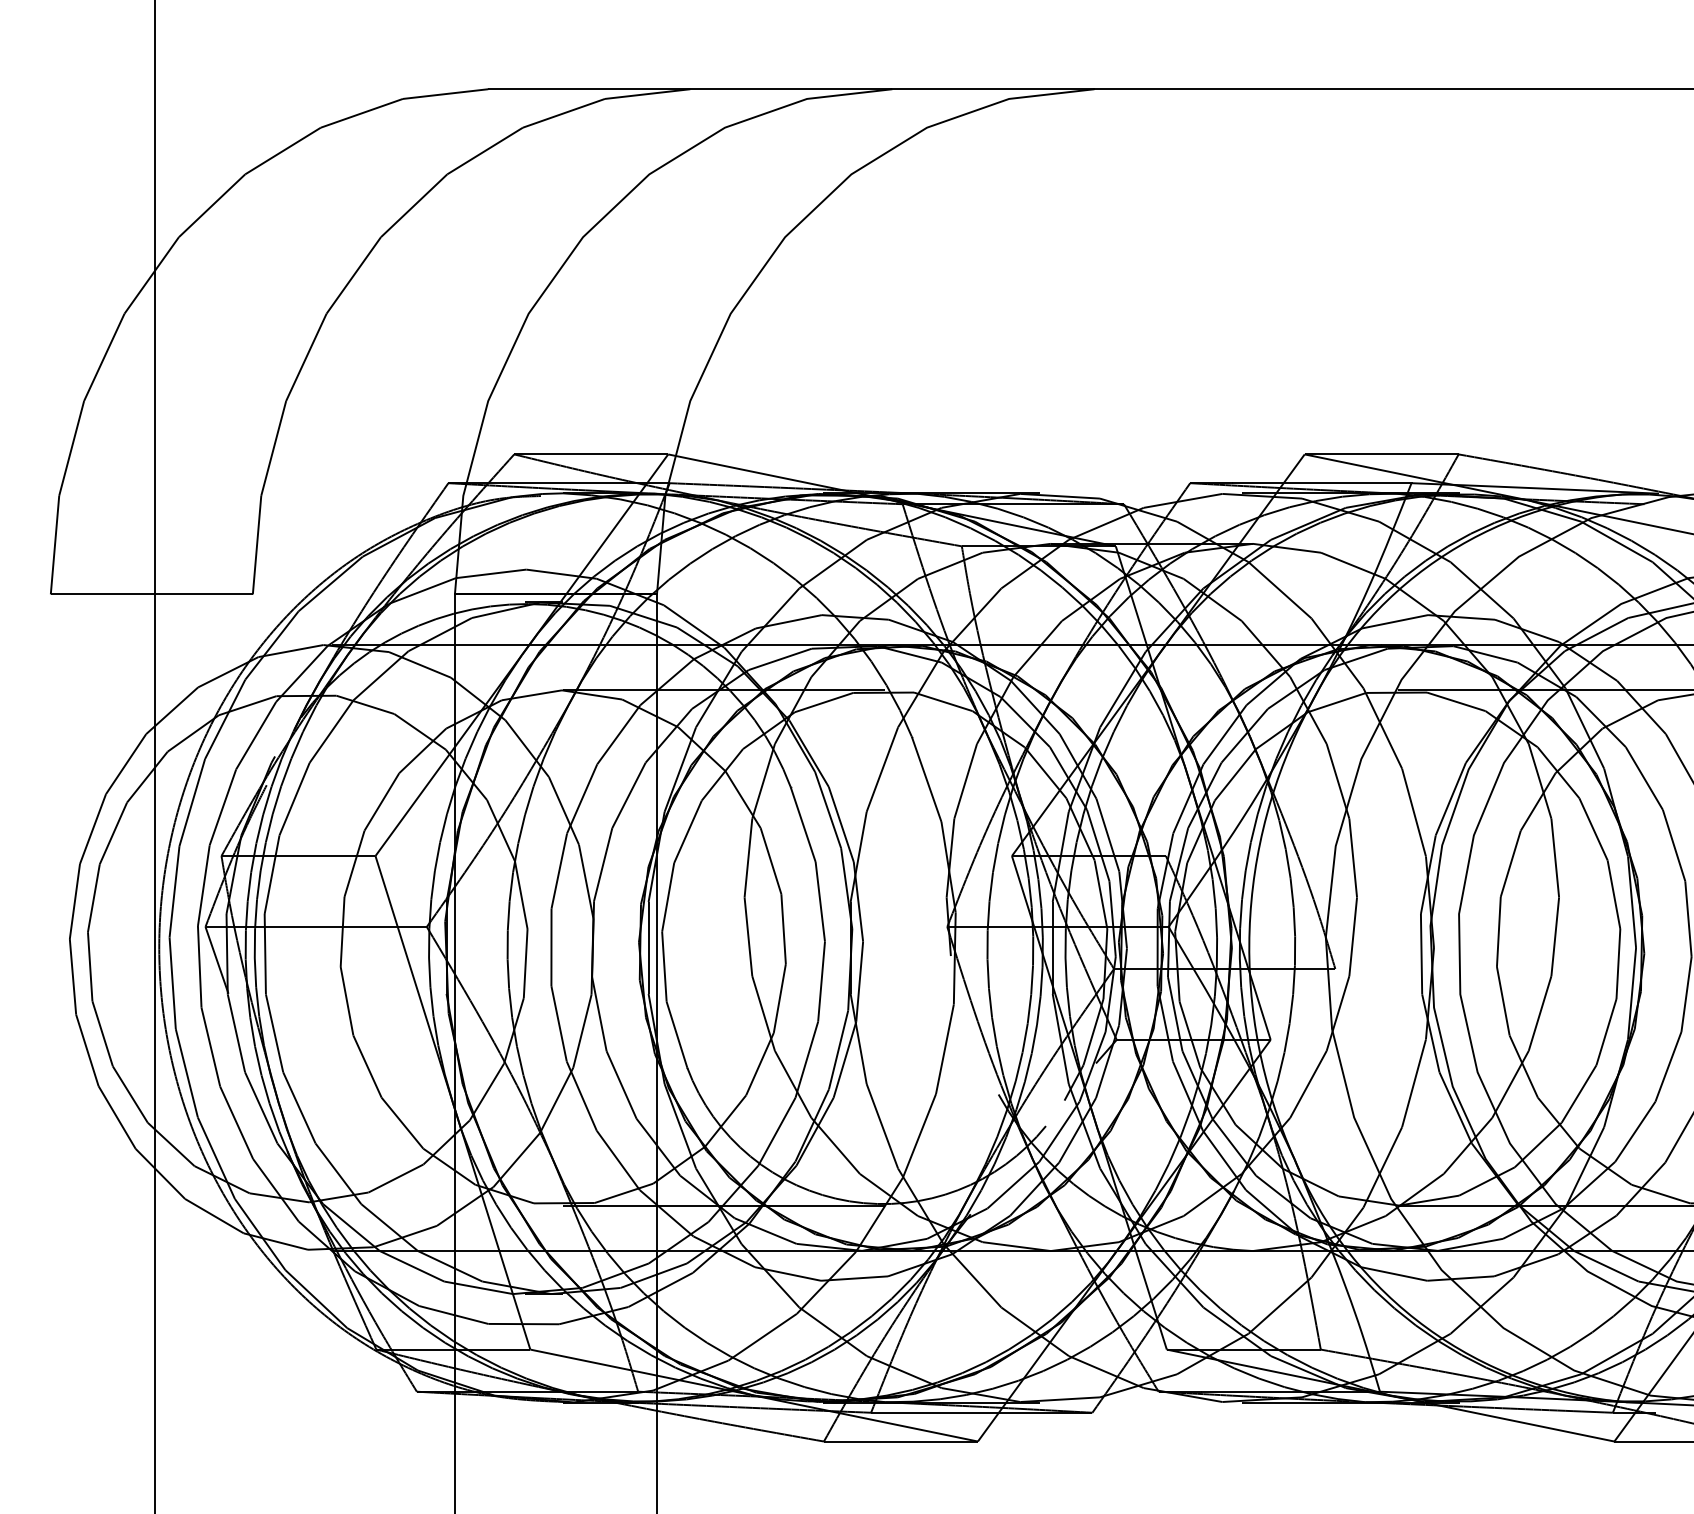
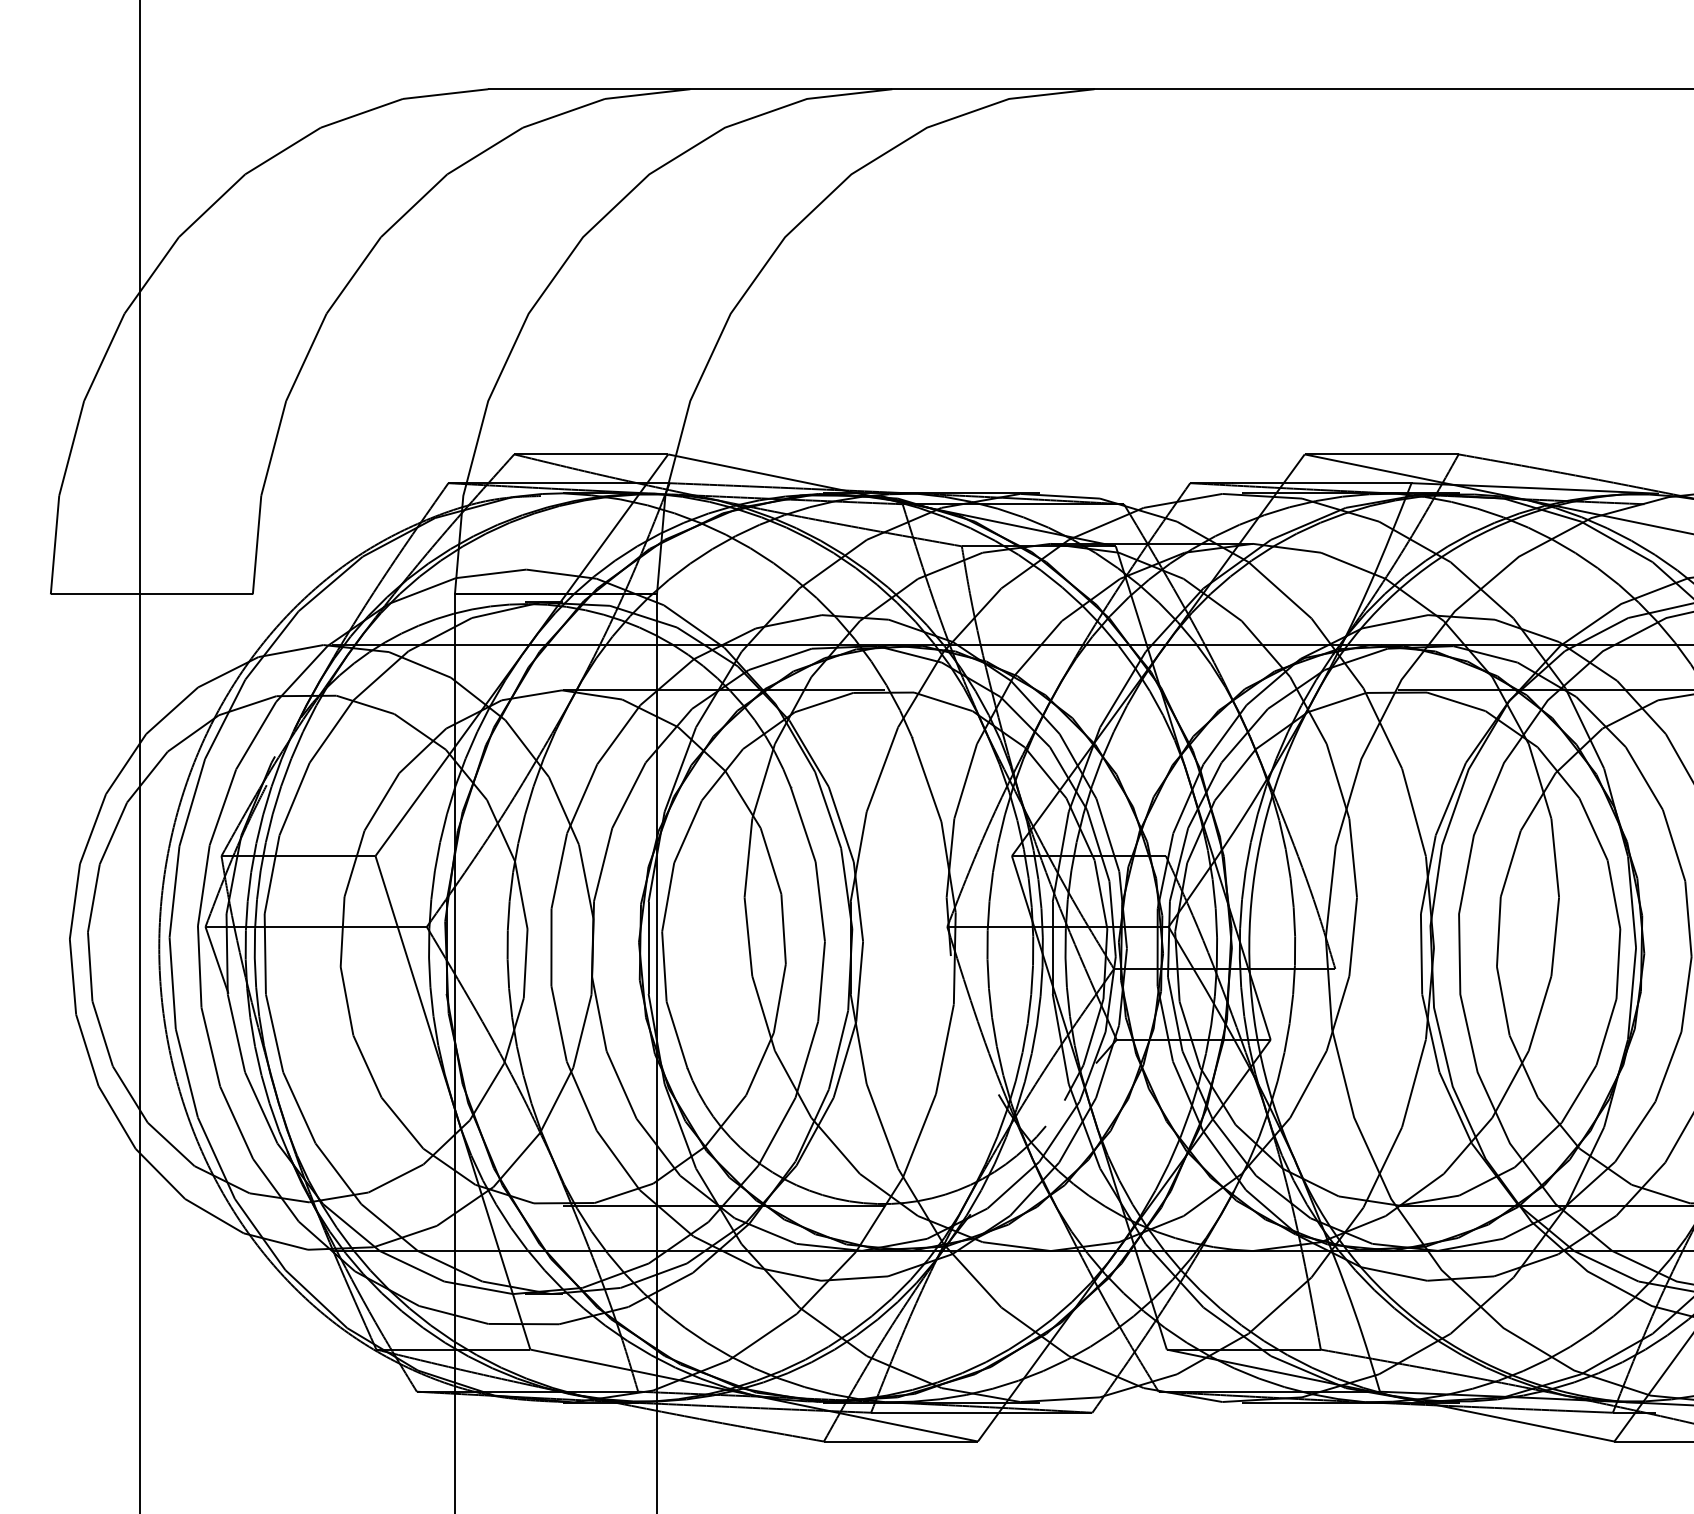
line position: (155, 756) -> (140, 756) (140, 756)
